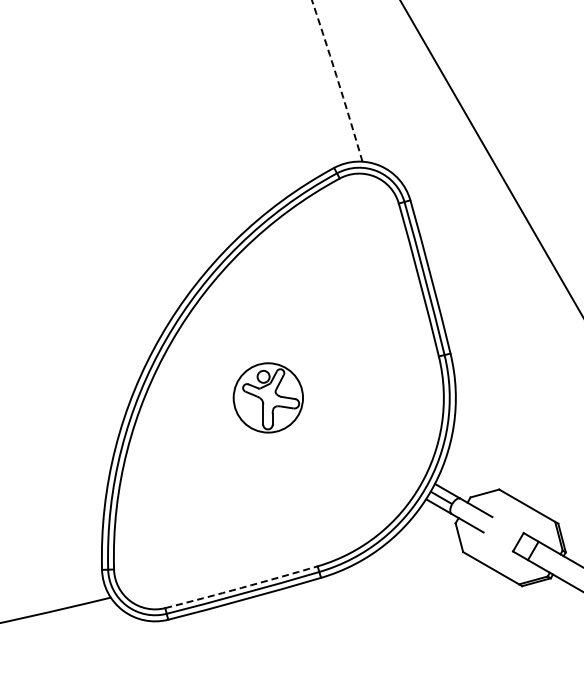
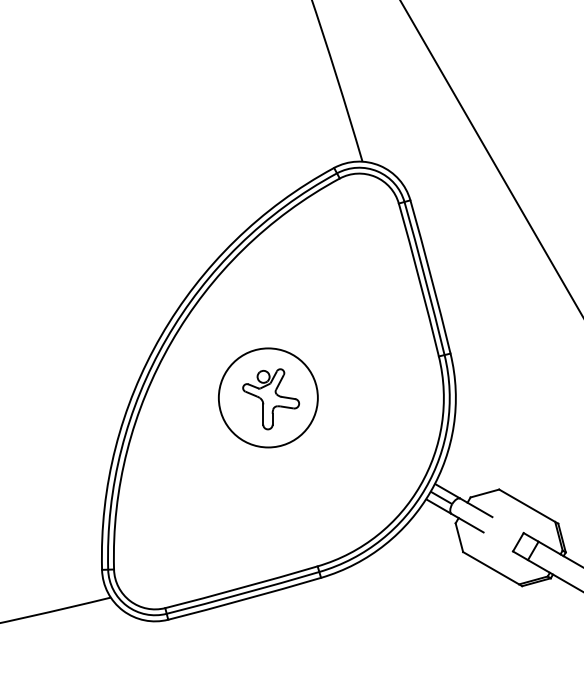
arc: dashed -> solid (337, 80)
circle diameter: 69 px -> 99 px (267, 397)
arc: dashed -> solid (241, 587)
